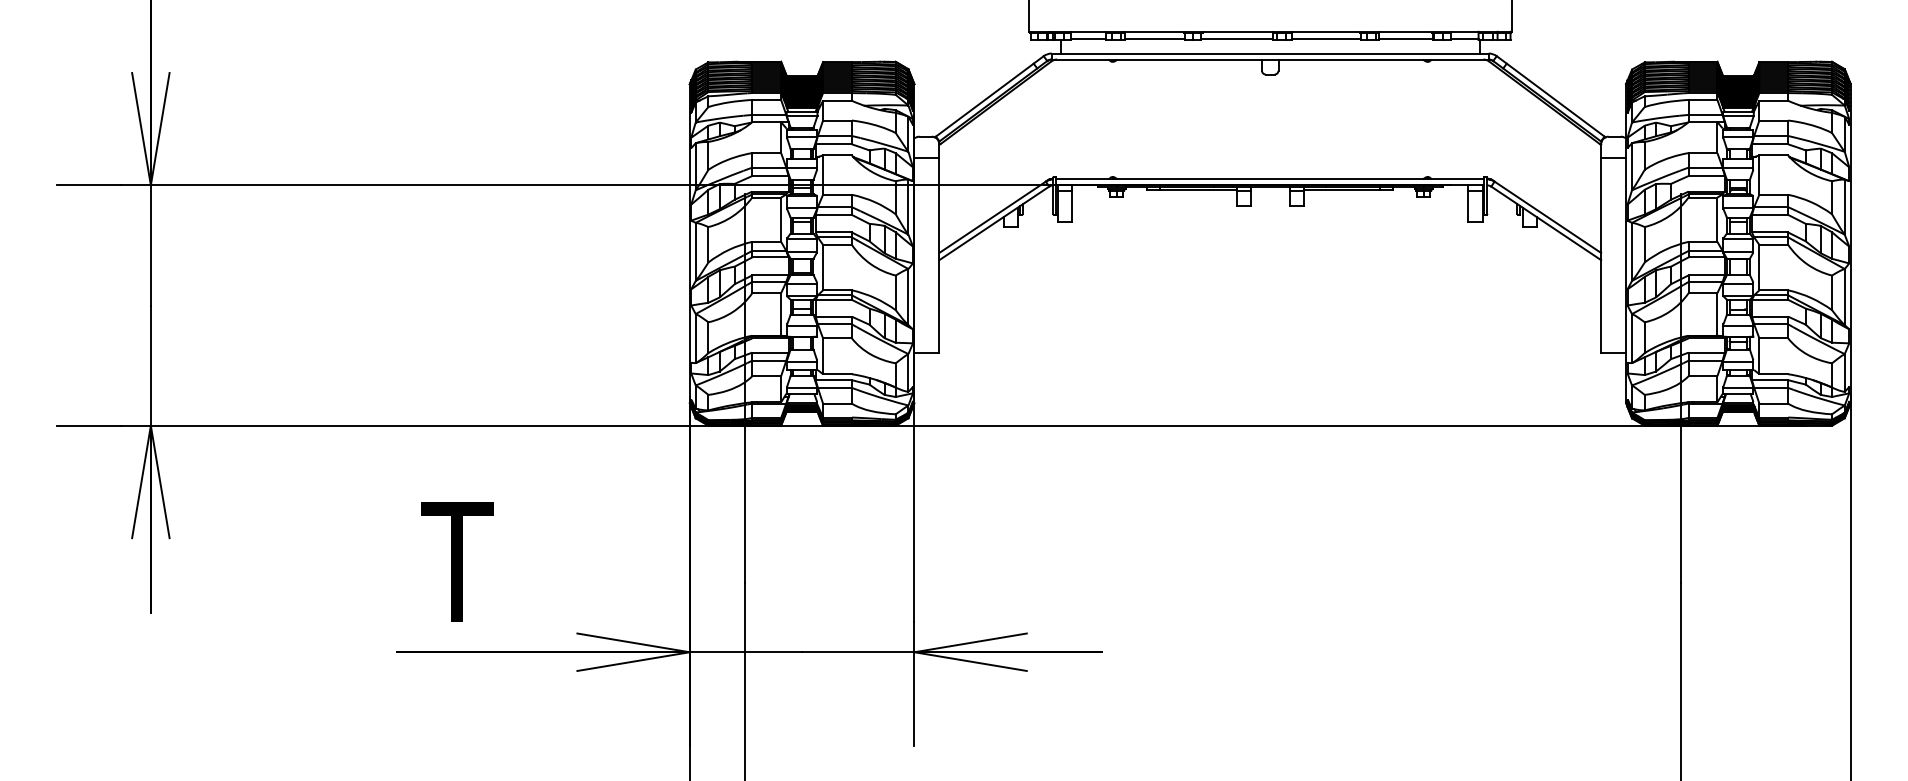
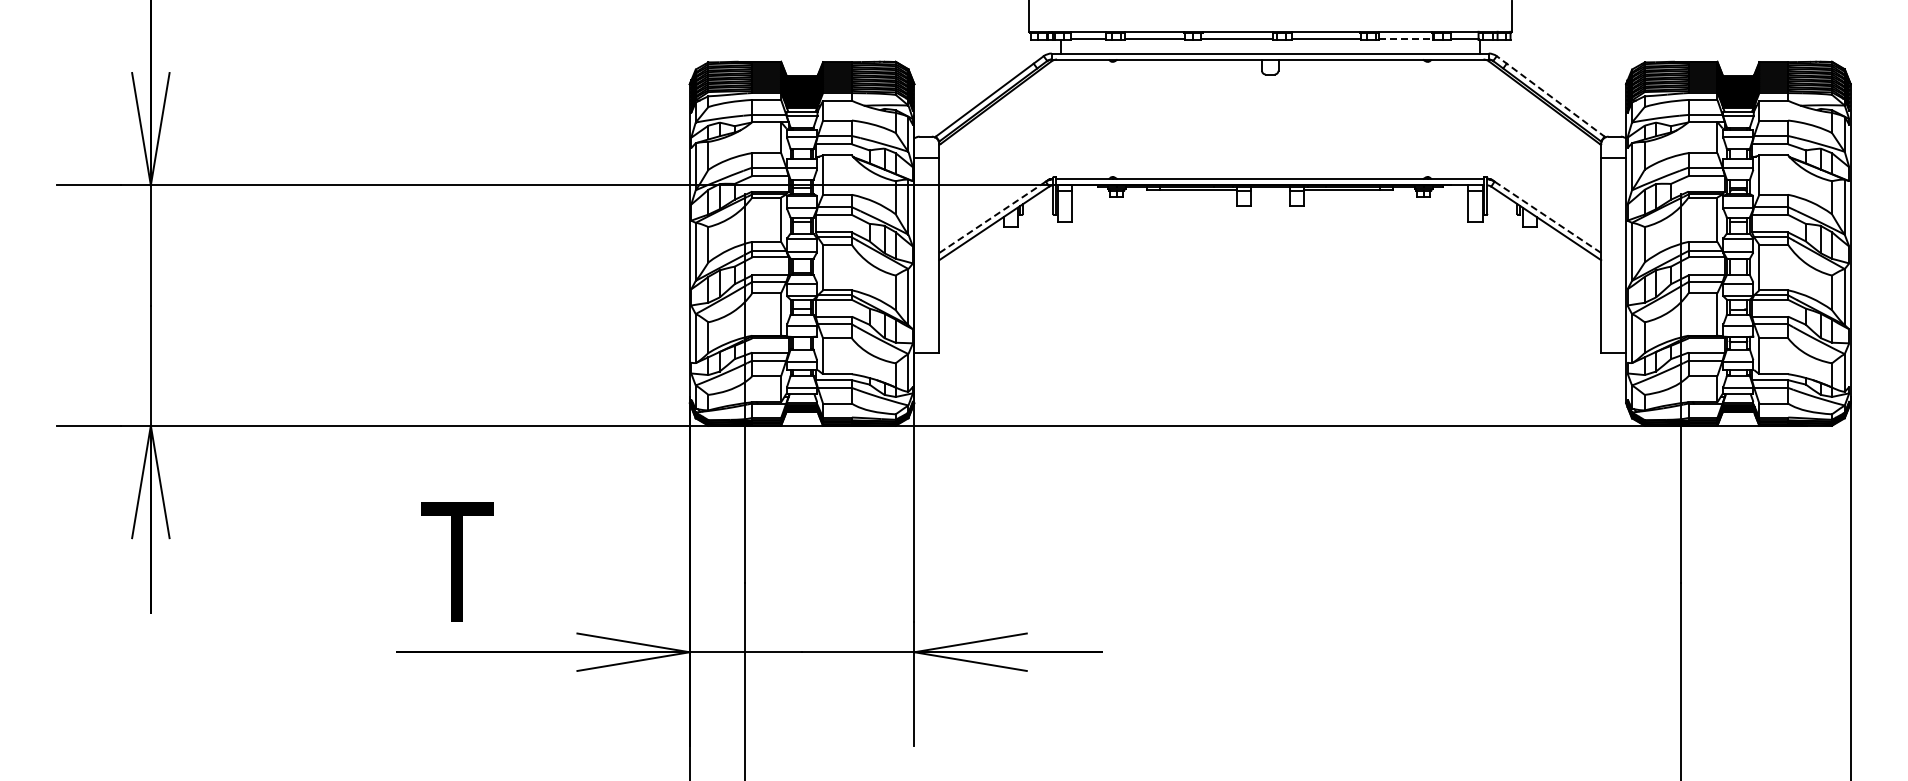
line: solid -> dashed (1406, 39)
line: solid -> dashed (1551, 96)
line: solid -> dashed (992, 217)
line: solid -> dashed (1548, 217)
